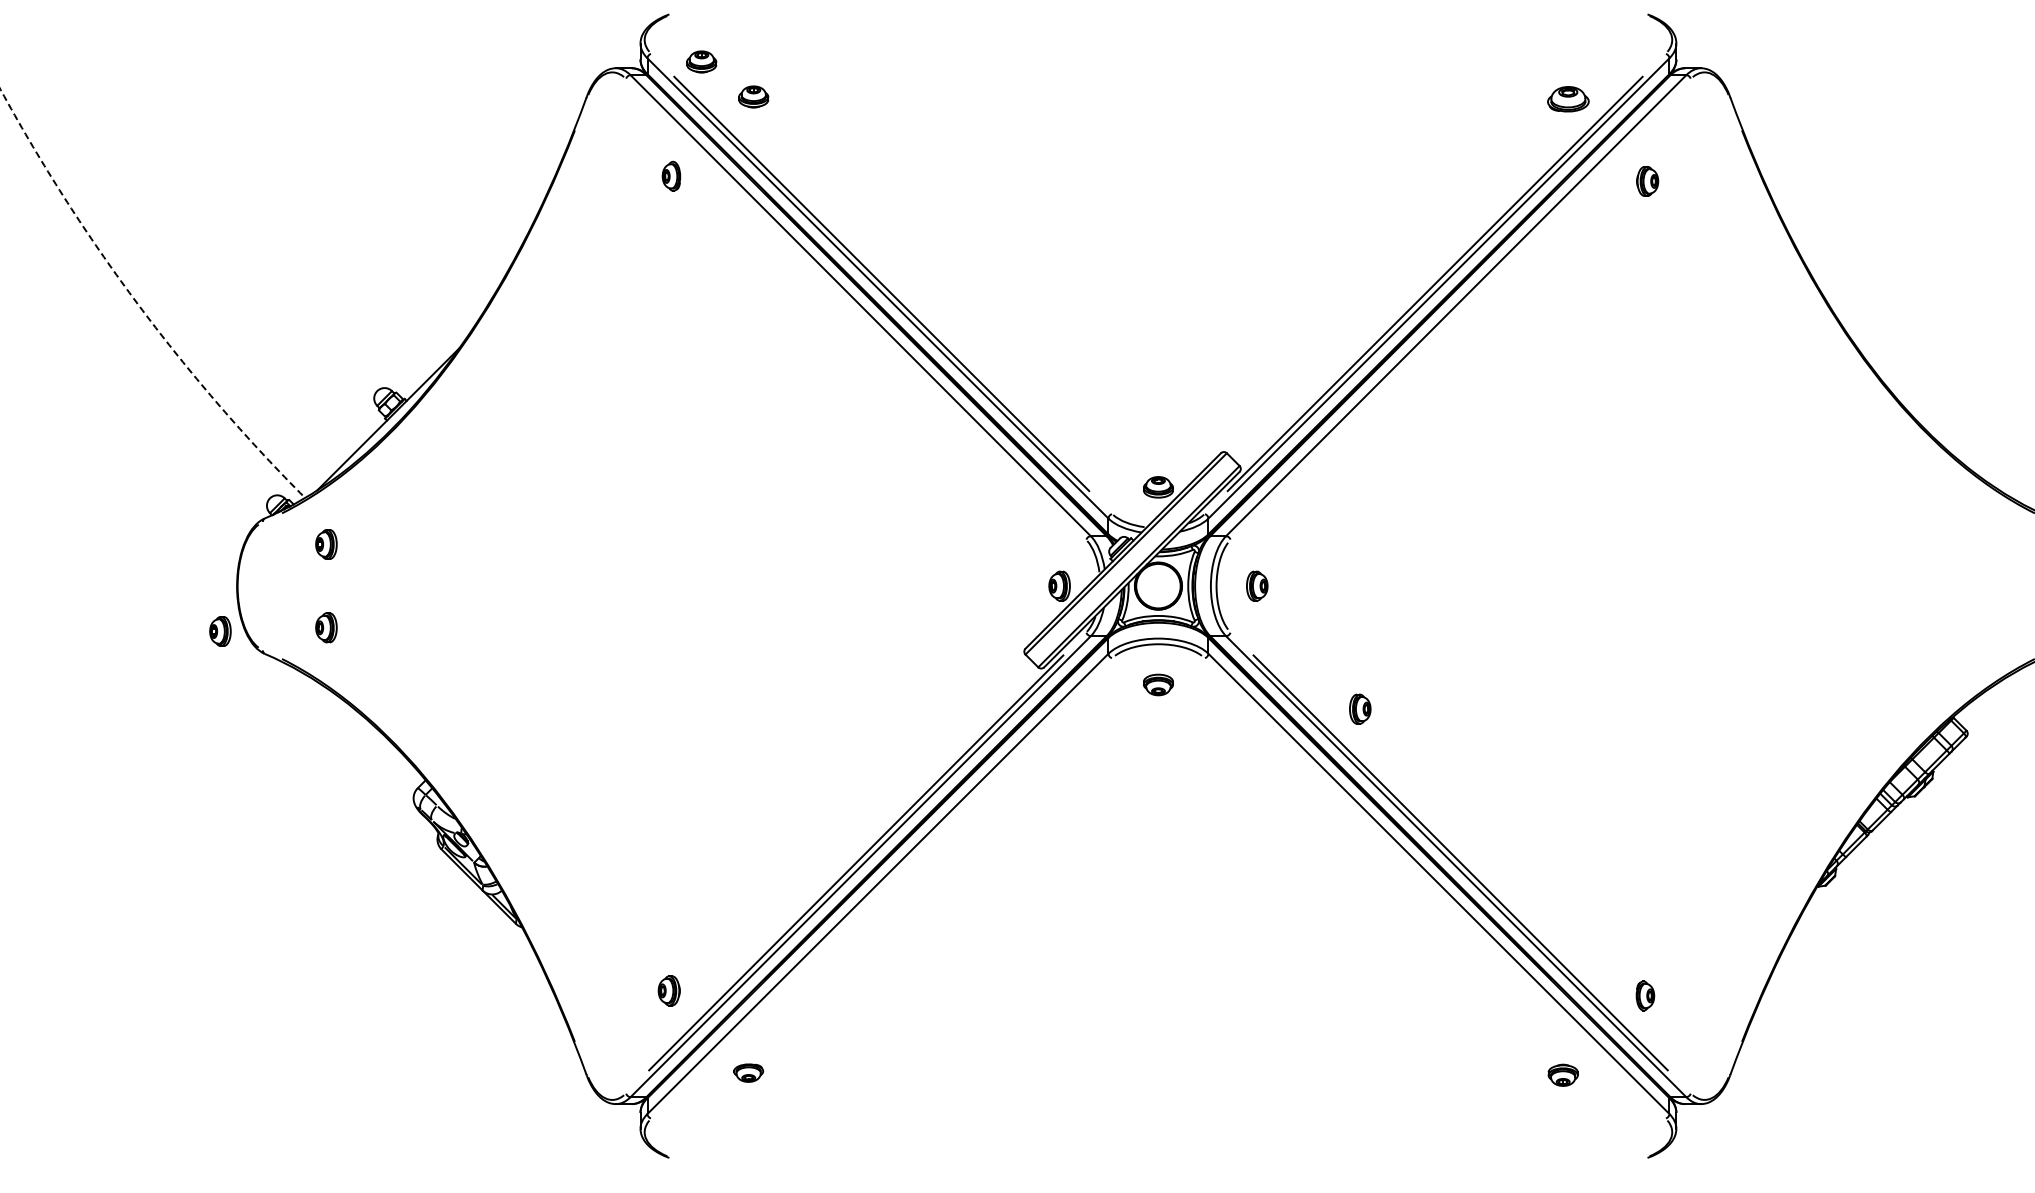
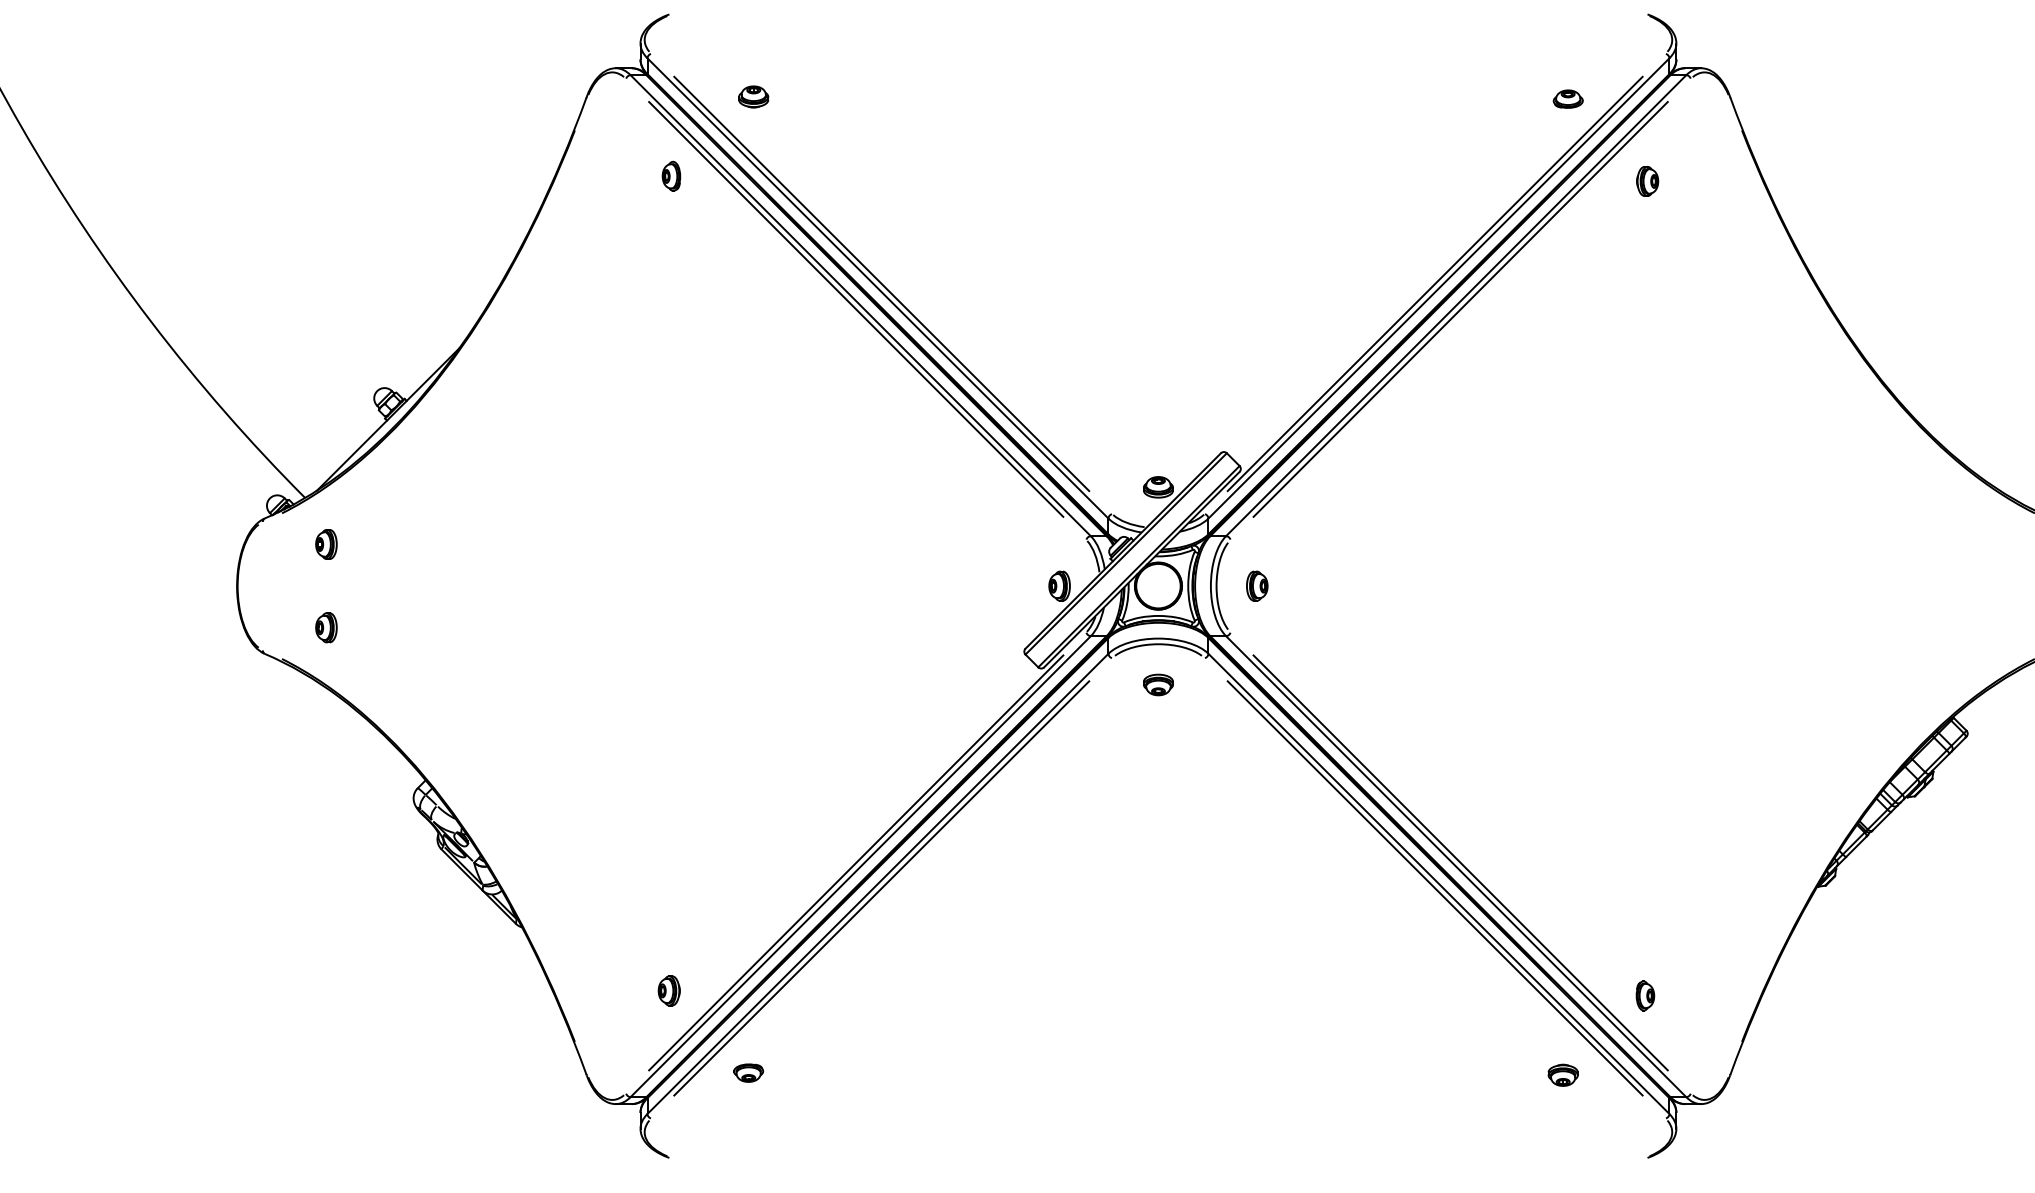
part: present -> none (701, 61)
part size: 43x27 px -> 32x20 px (1567, 98)
arc: dashed -> solid (137, 303)
line: none -> present (856, 309)
line: none -> present (1460, 309)
part: present -> none (220, 631)
part: present -> none (1360, 708)
line: none -> present (881, 888)
line: none -> present (1434, 888)
